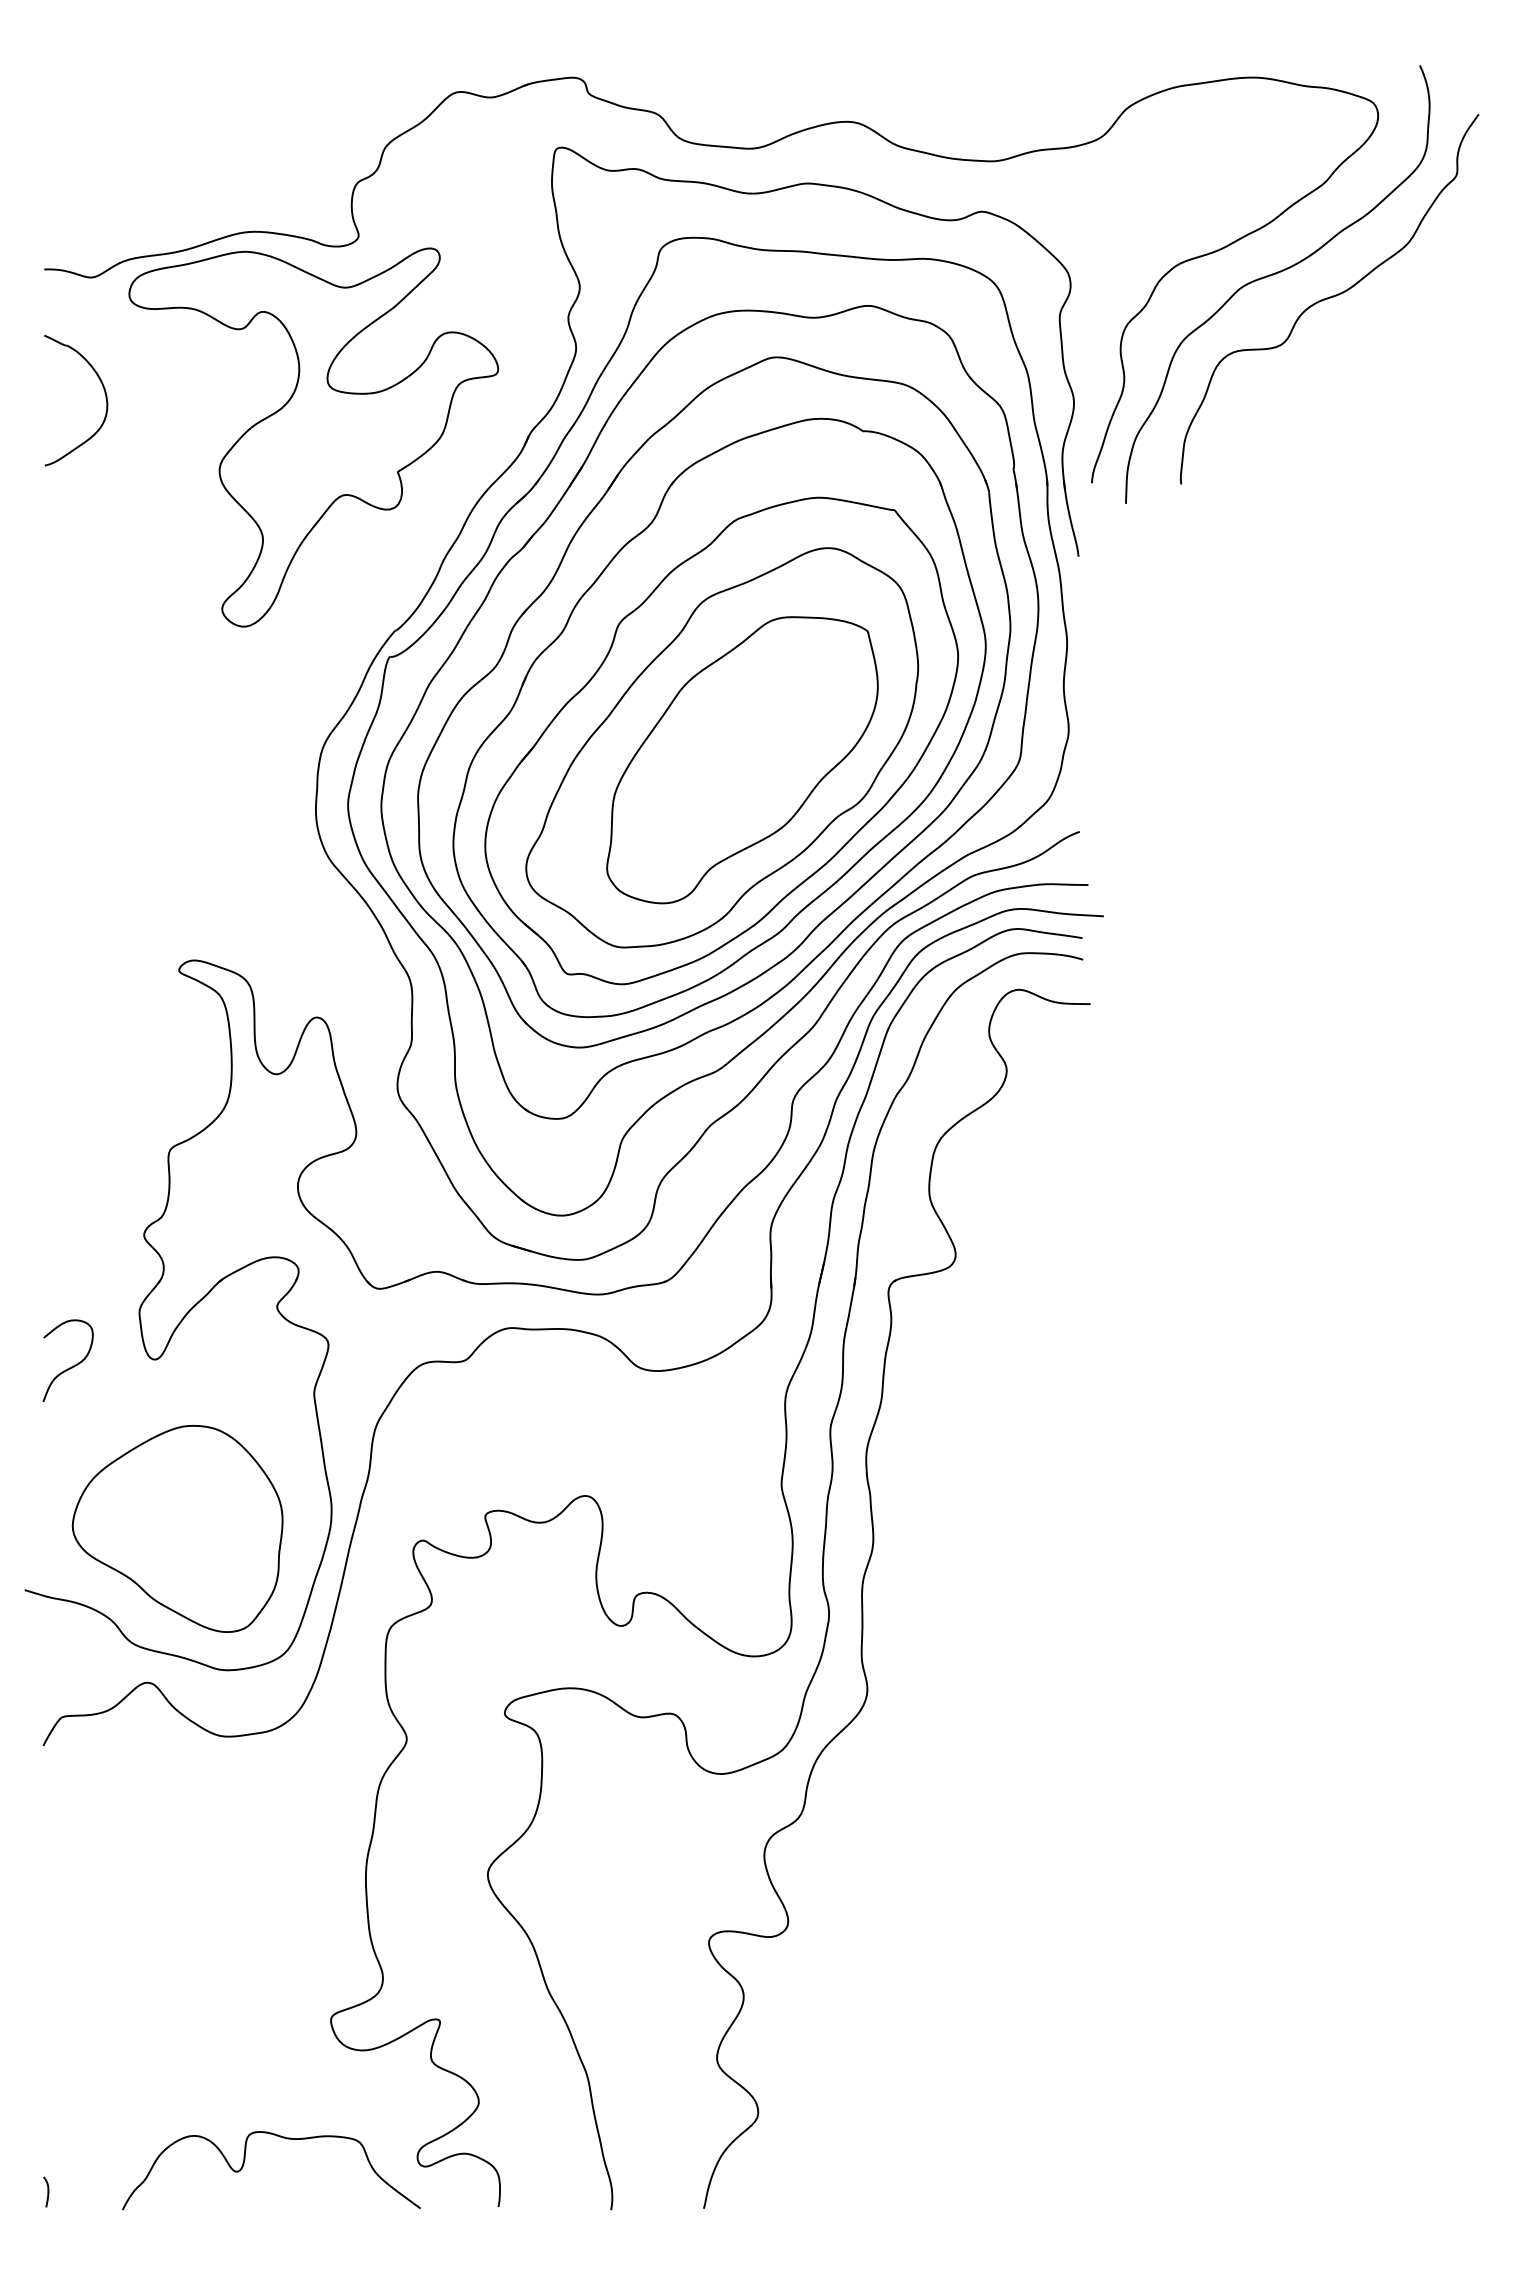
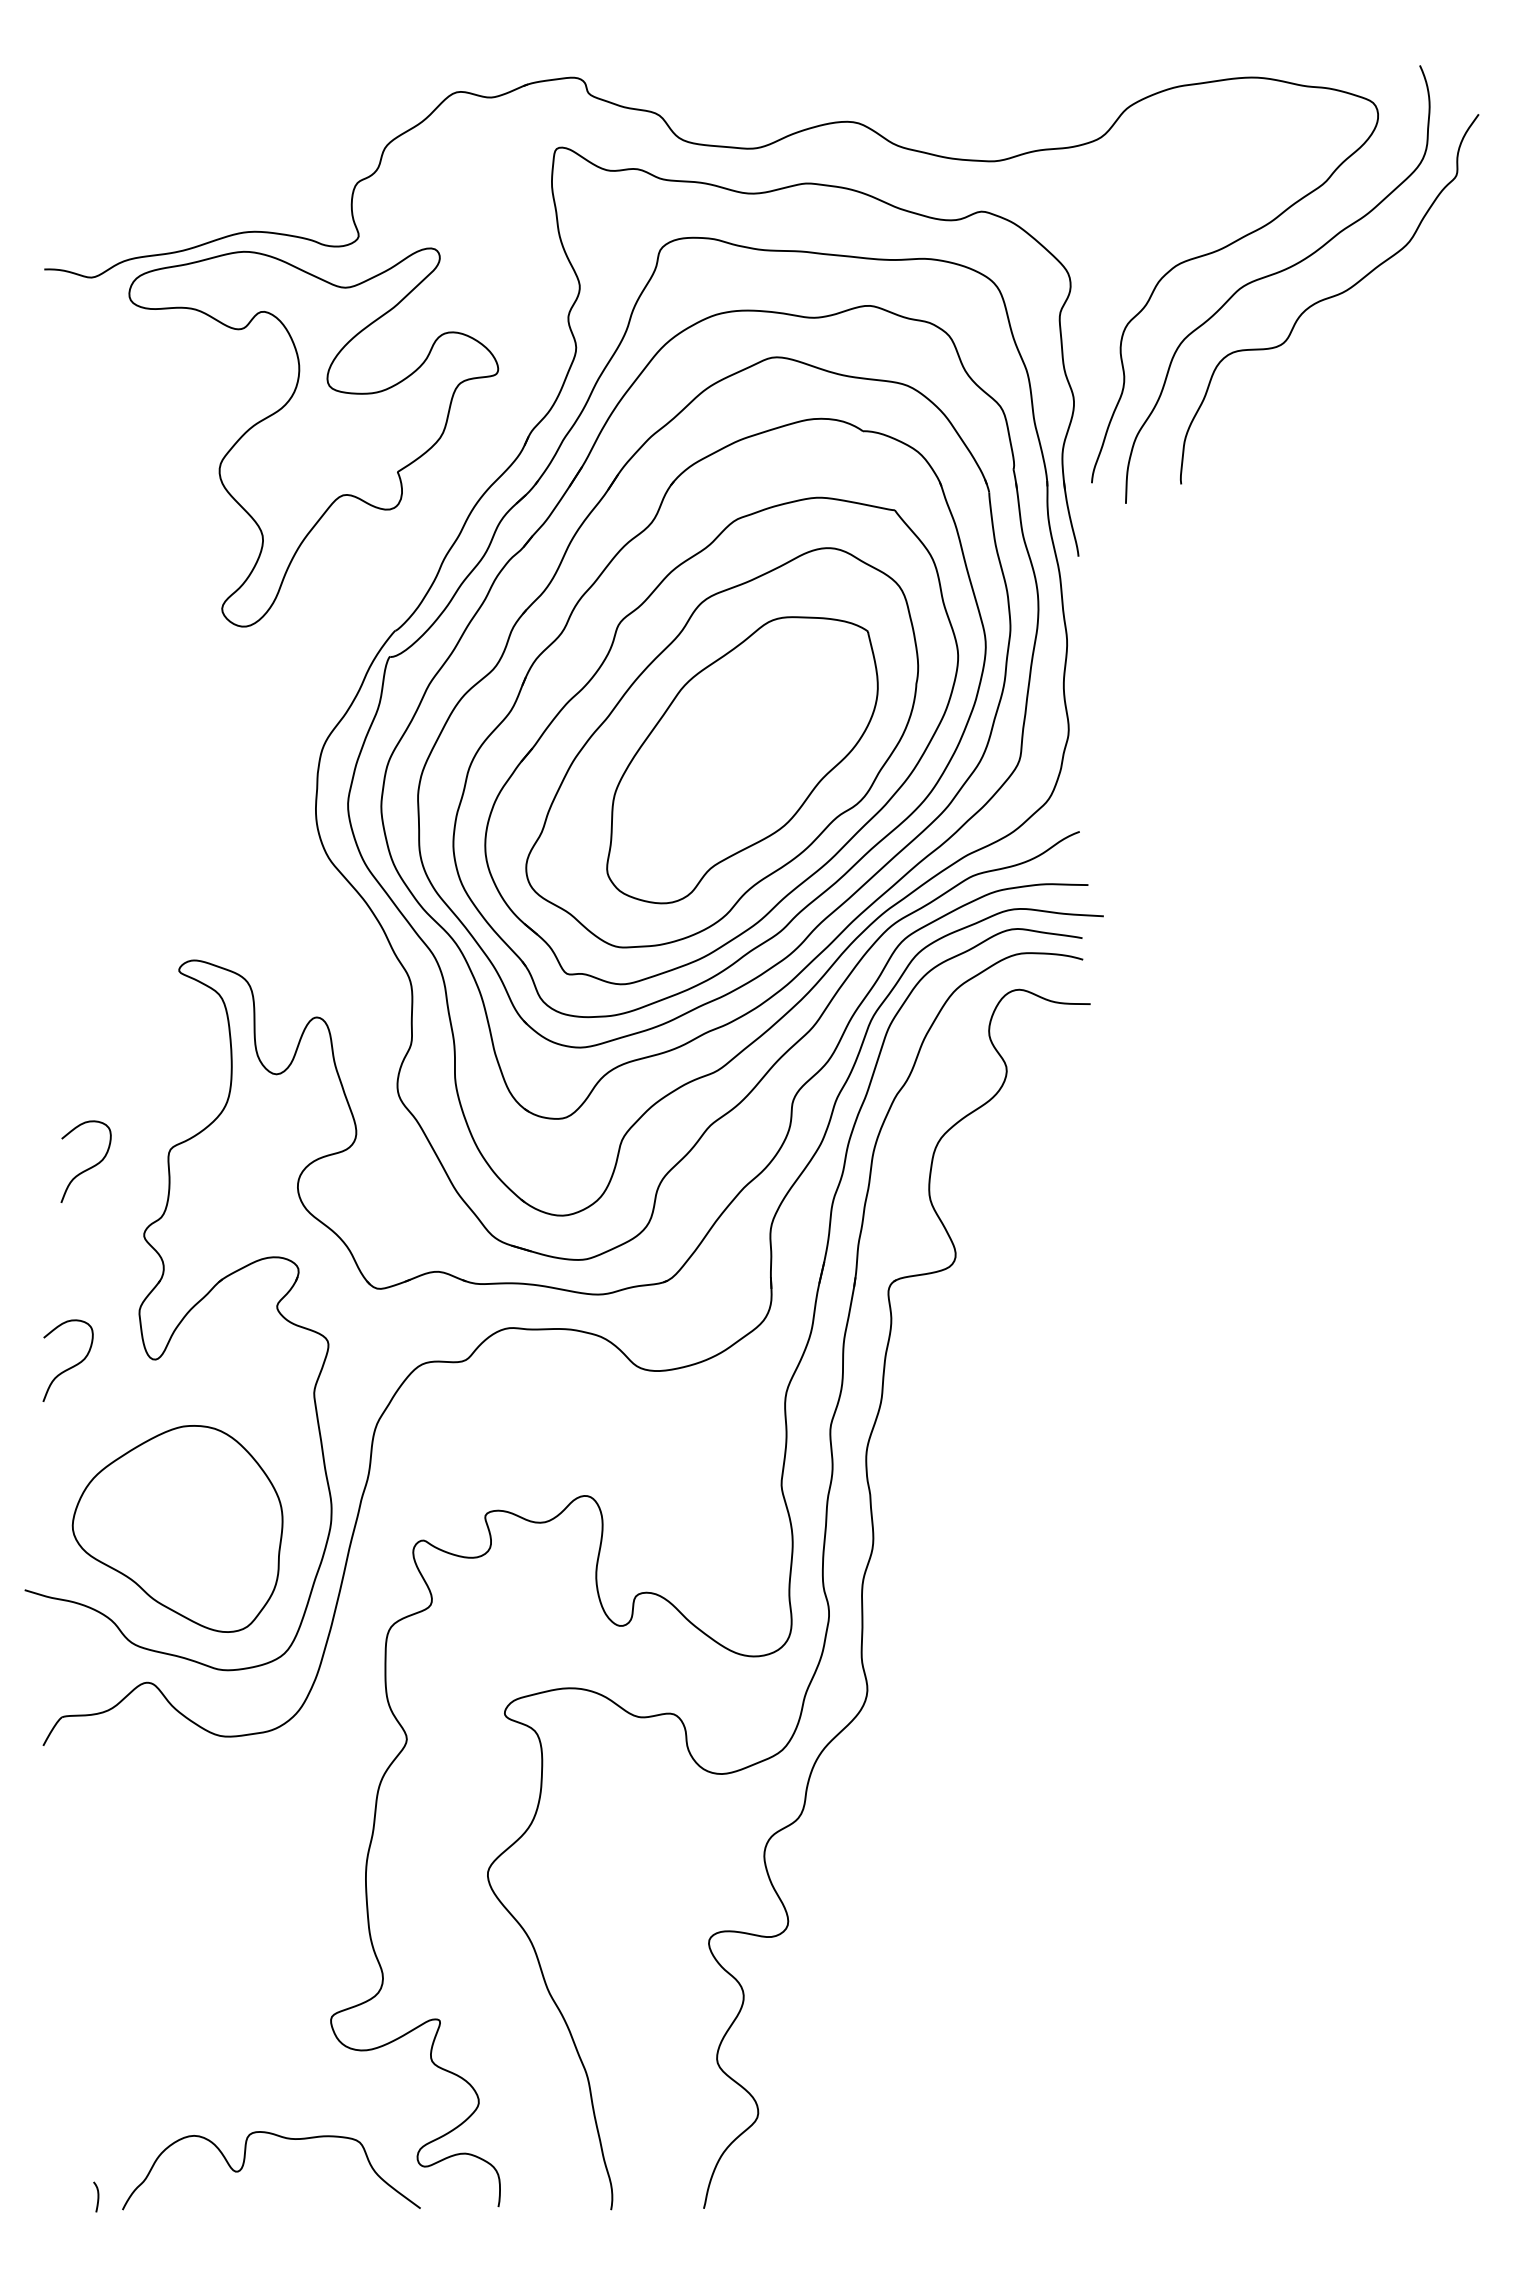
part: present -> none (104, 393)
curve: none -> present (89, 1167)
curve position: (47, 2191) -> (97, 2196) (97, 2196)
